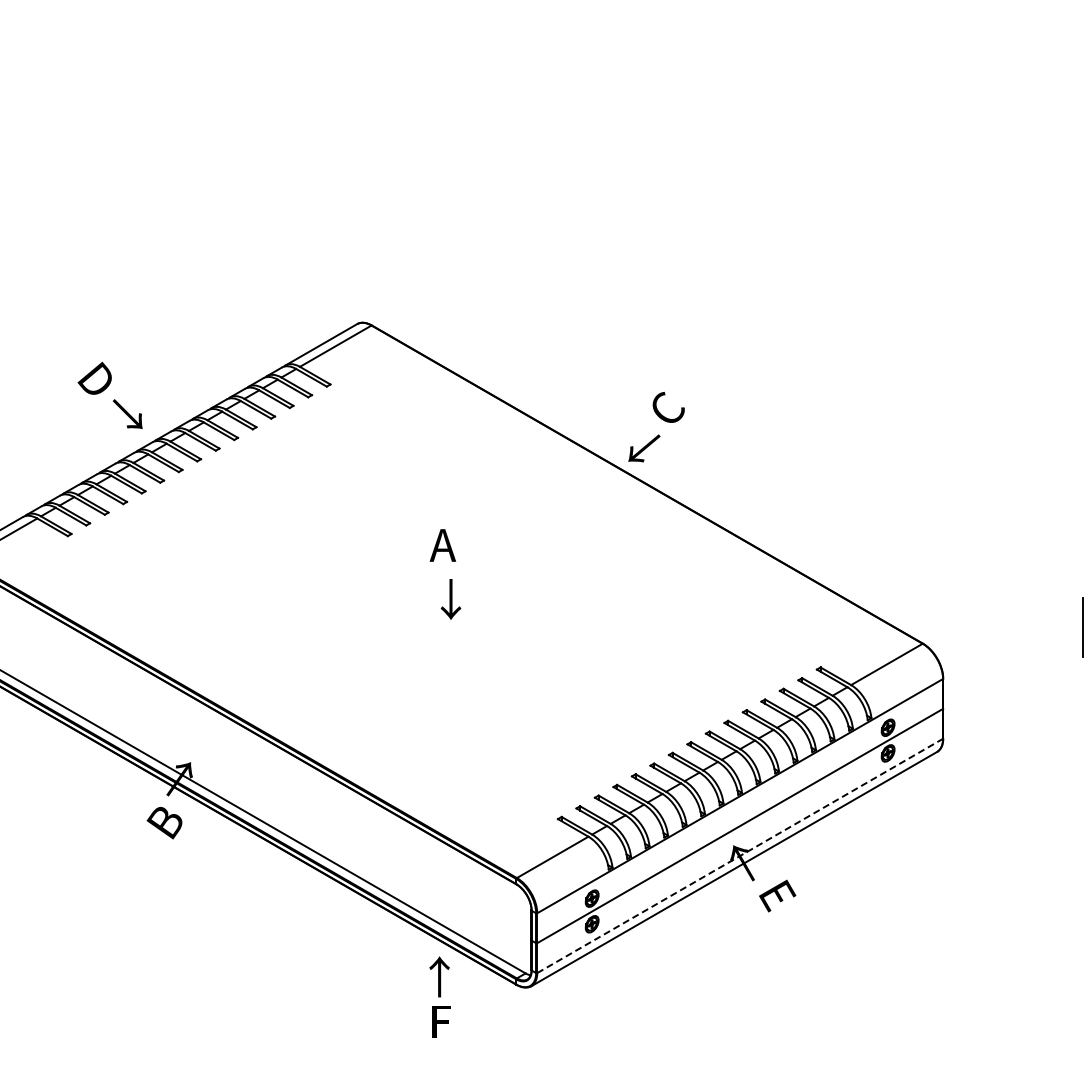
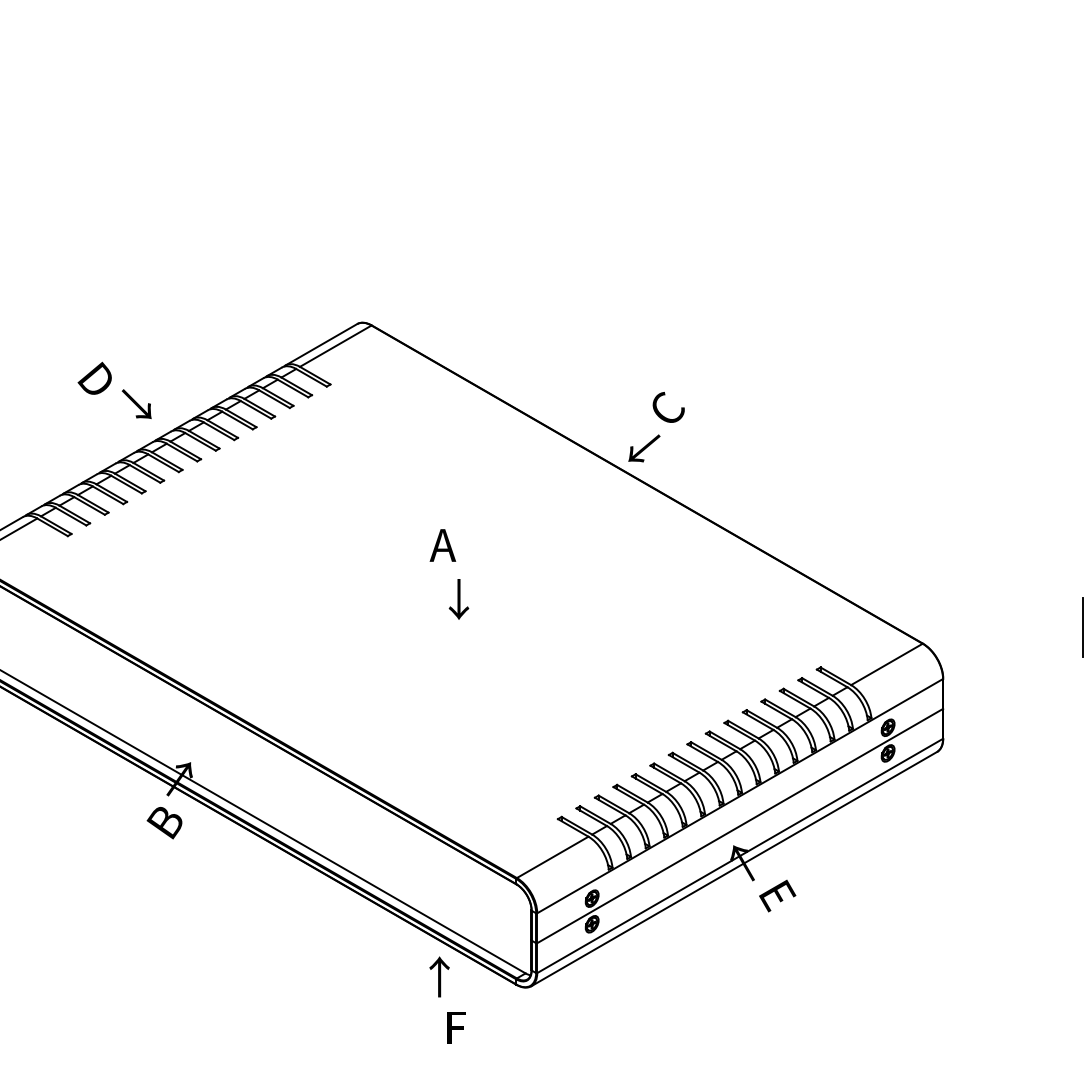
text position: (127, 414) -> (136, 404) (136, 404)
text position: (450, 599) -> (458, 599) (458, 599)
line: dashed -> solid (740, 855)
text position: (441, 1021) -> (456, 1027) (456, 1027)
